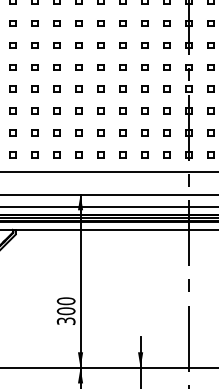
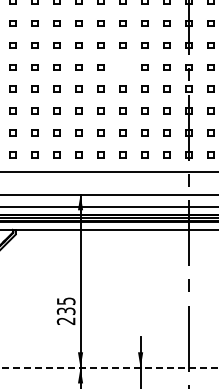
part: present -> none (122, 67)
text: 300 -> 235 (65, 310)
line: solid -> dashed (109, 367)
